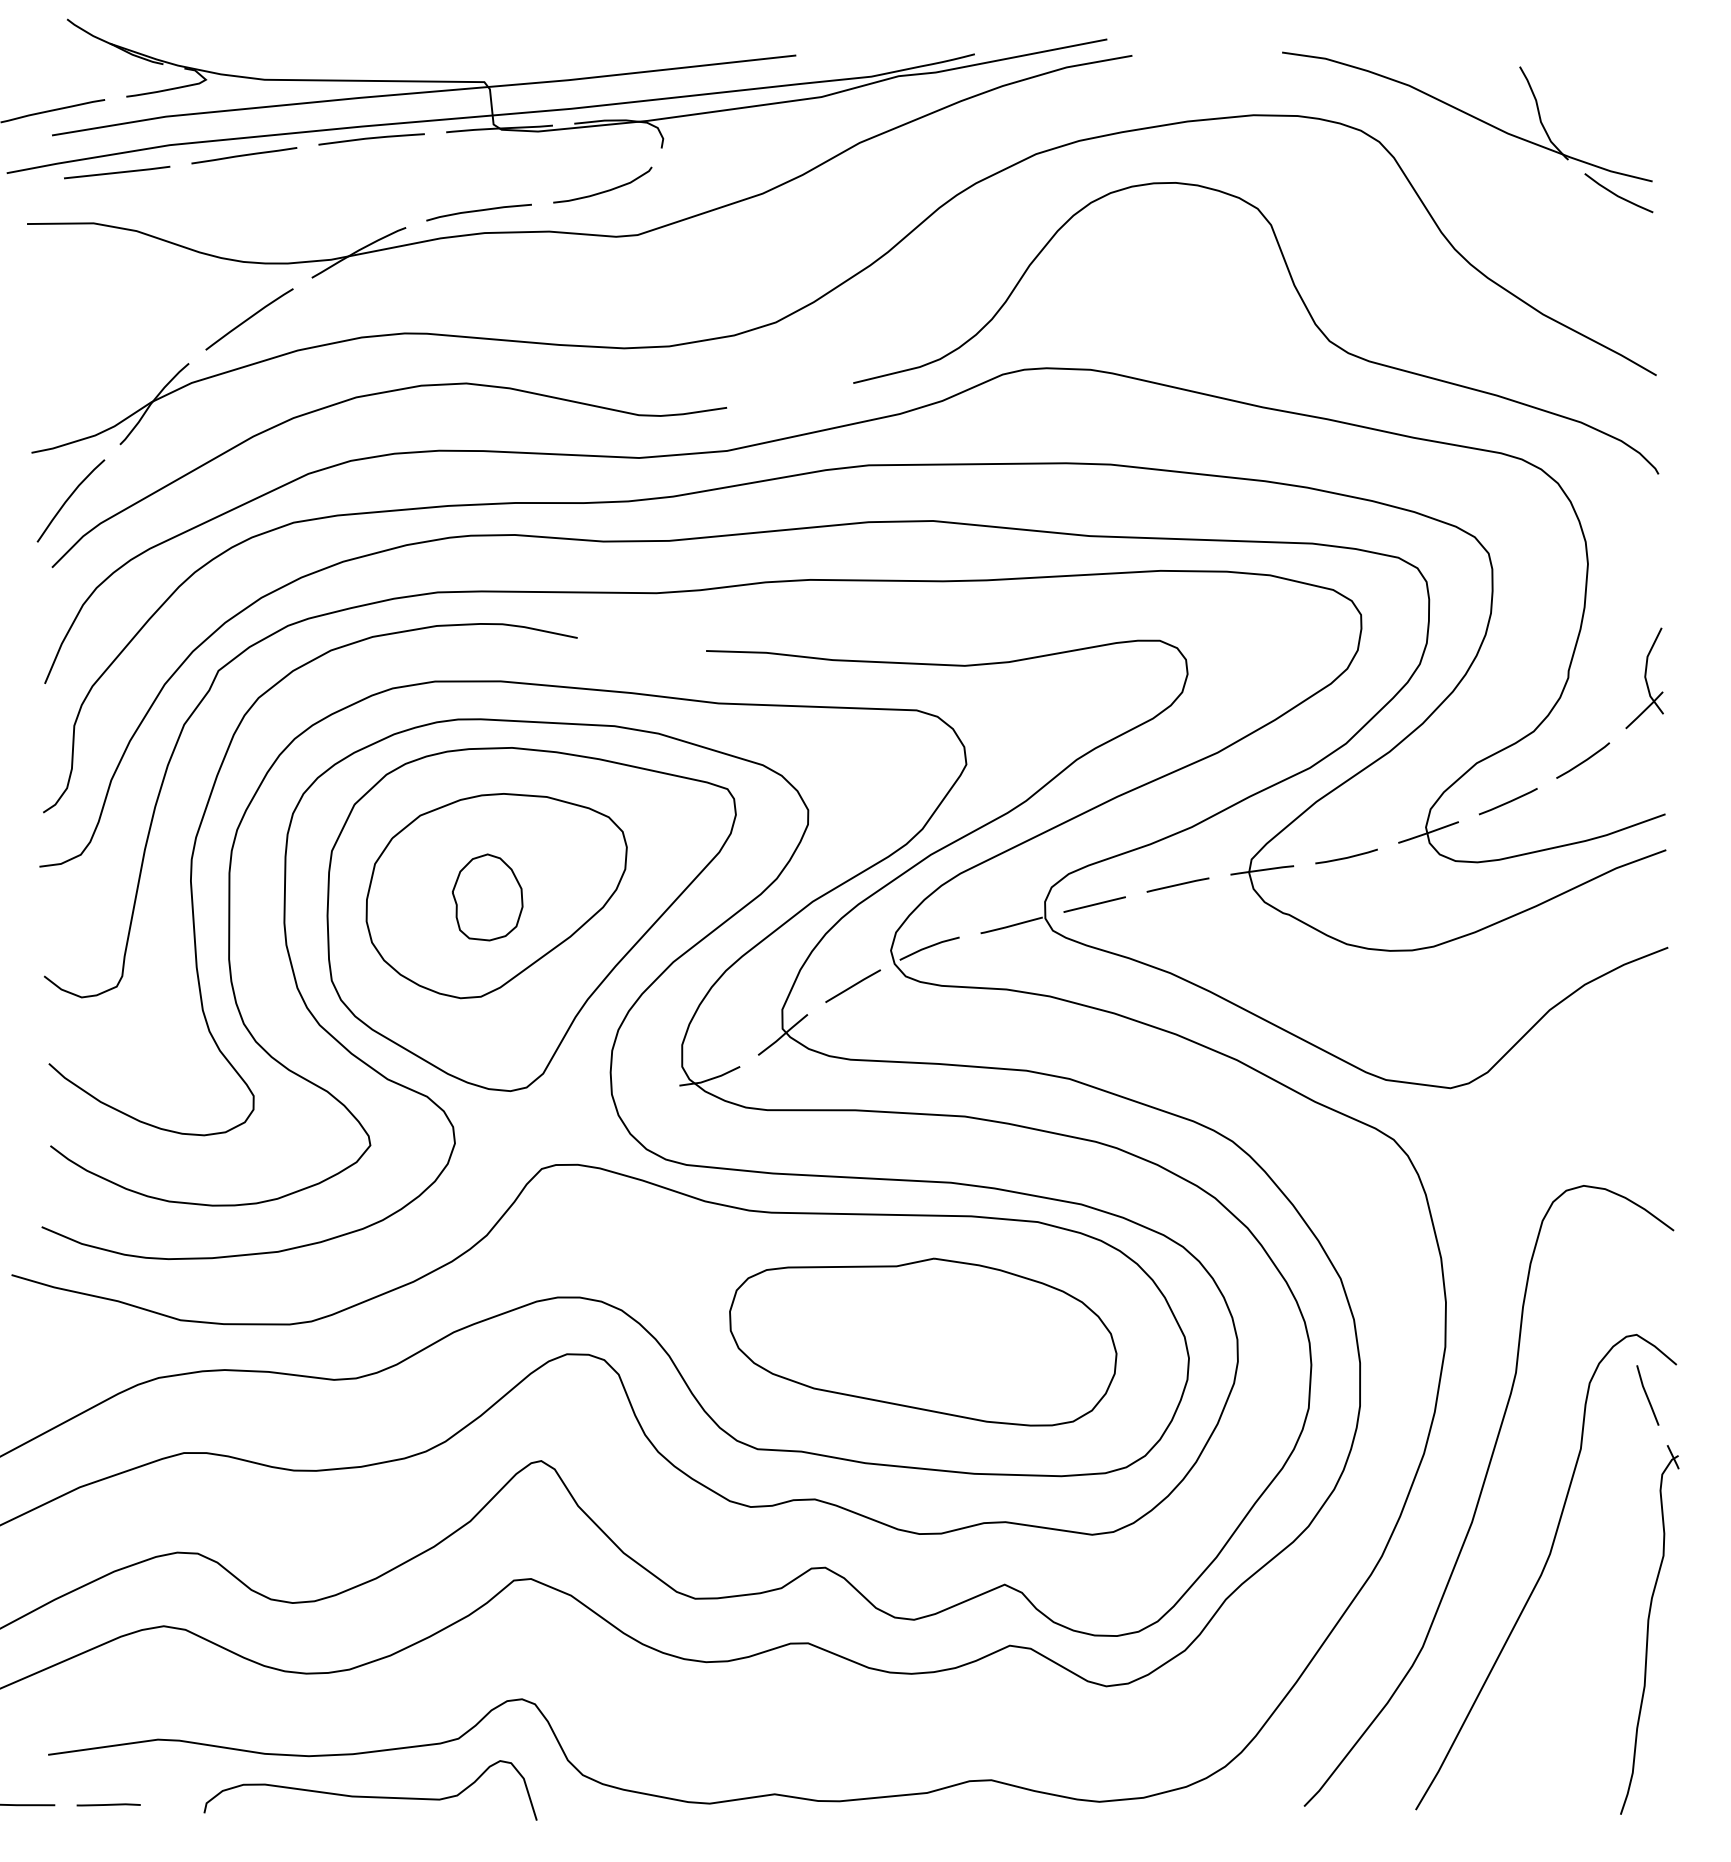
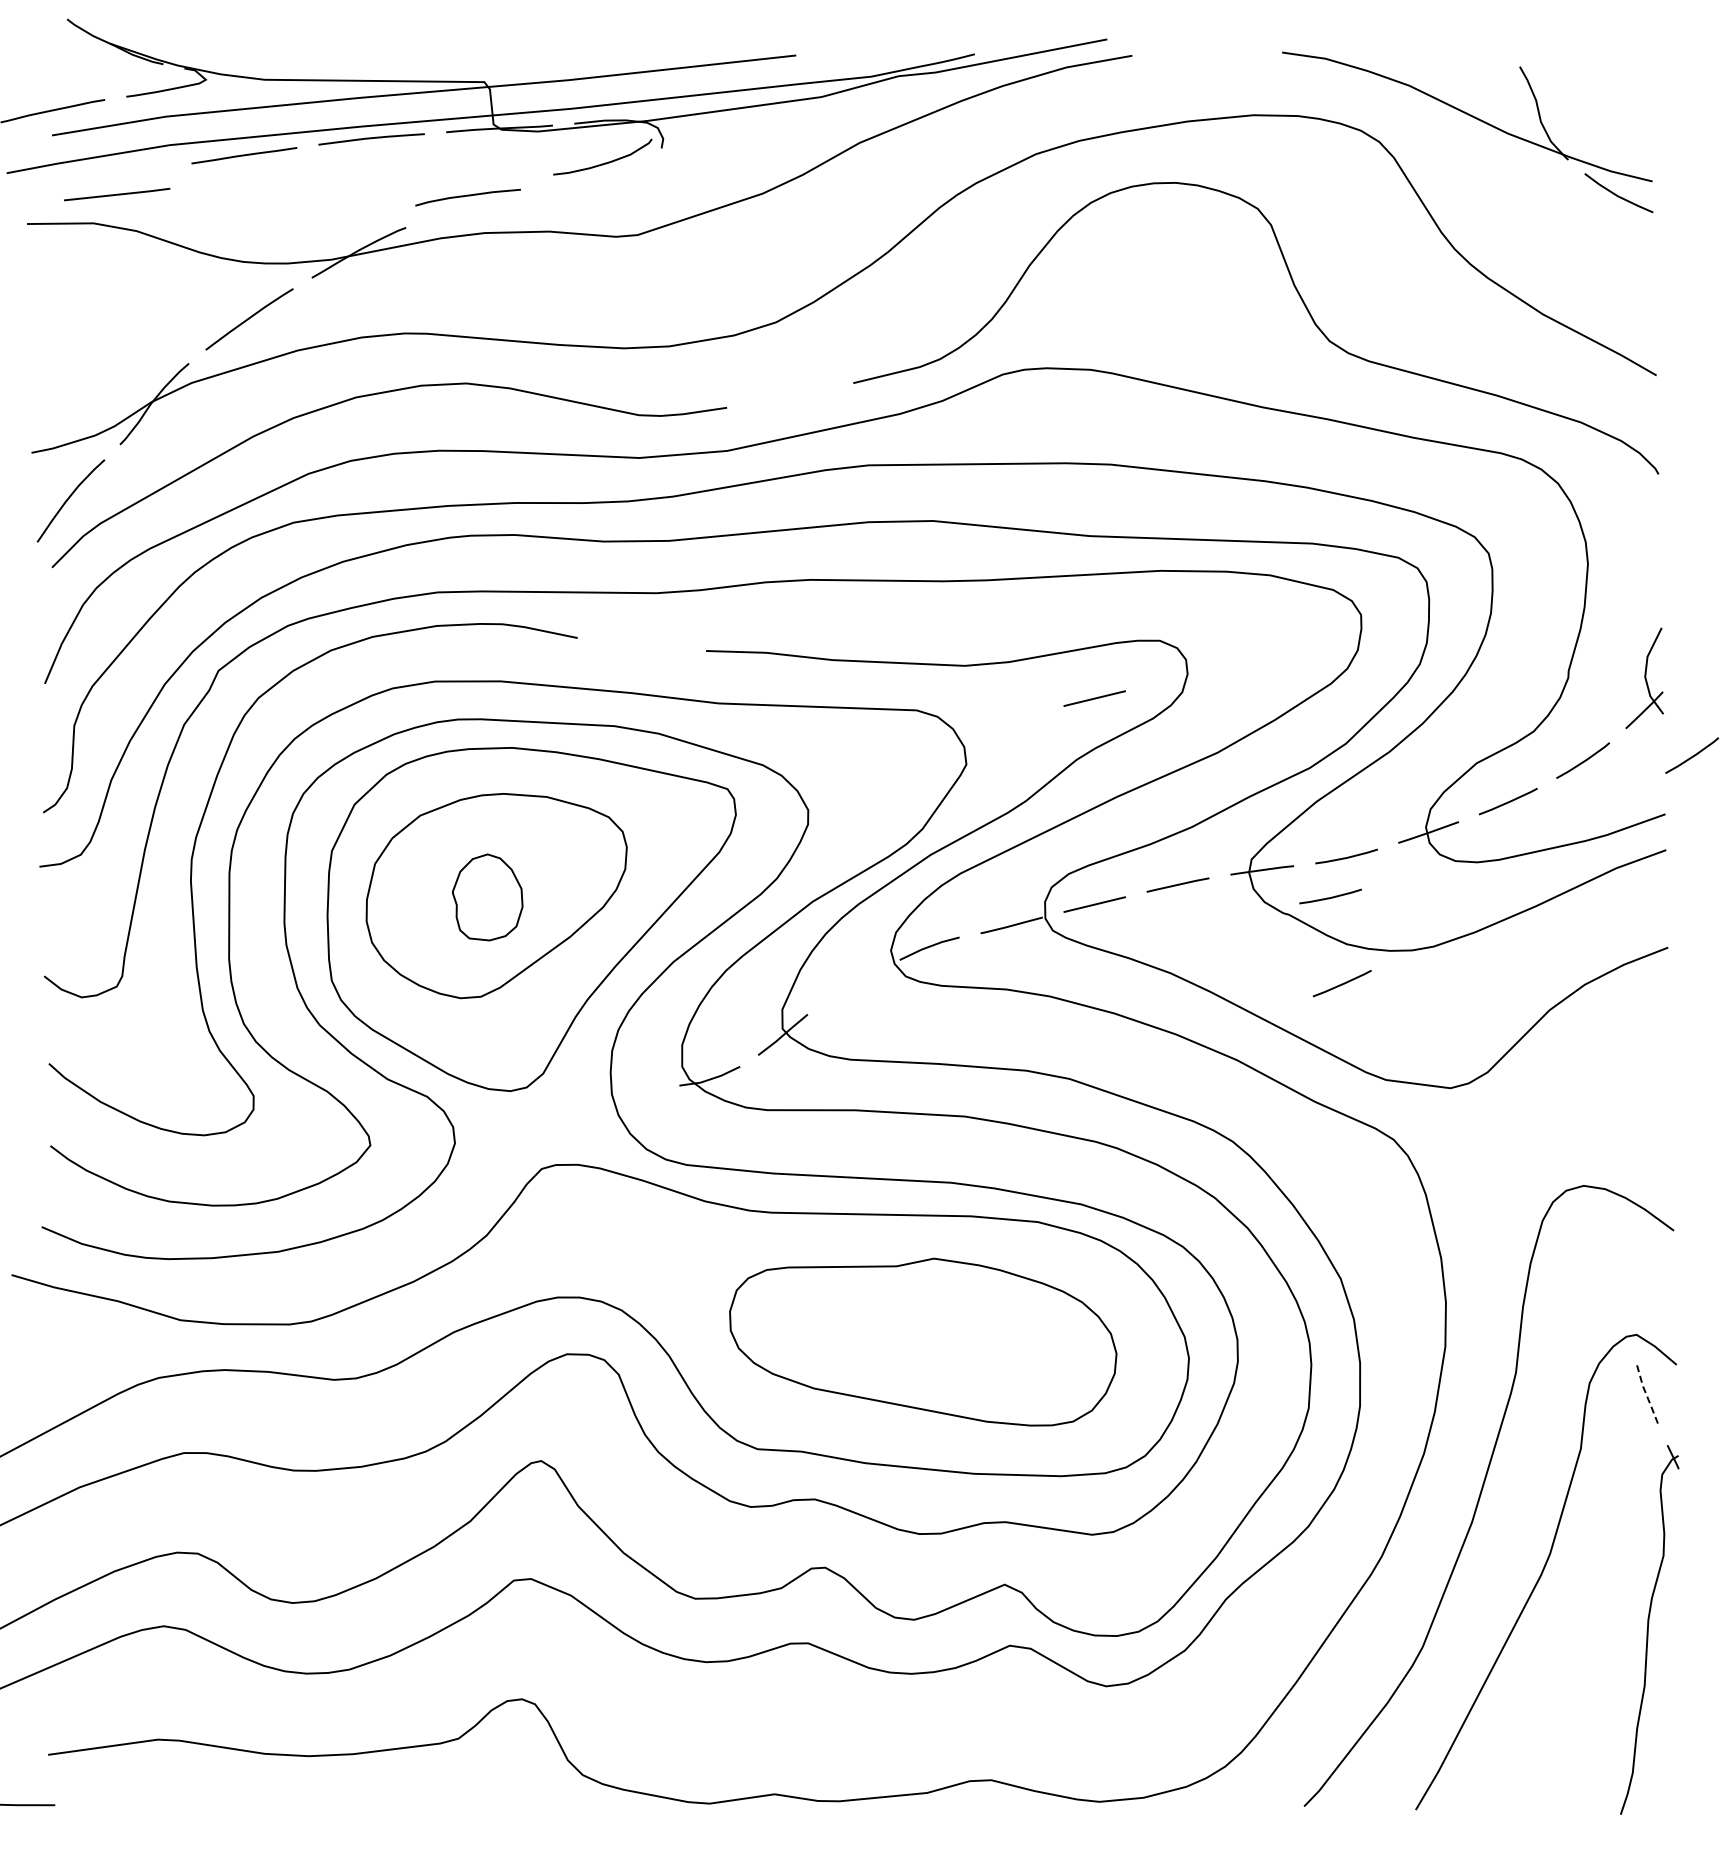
line position: (117, 172) -> (117, 194) (117, 194)
curve position: (604, 190) -> (604, 162) (604, 162)
curve position: (478, 211) -> (467, 196) (467, 196)
line: none -> present (1094, 698)
line: none -> present (1692, 755)
line: none -> present (1331, 896)
line: none -> present (1341, 983)
line: present -> none (852, 985)
line: solid -> dashed (1647, 1396)
curve: present -> none (370, 1796)
line: present -> none (108, 1804)
